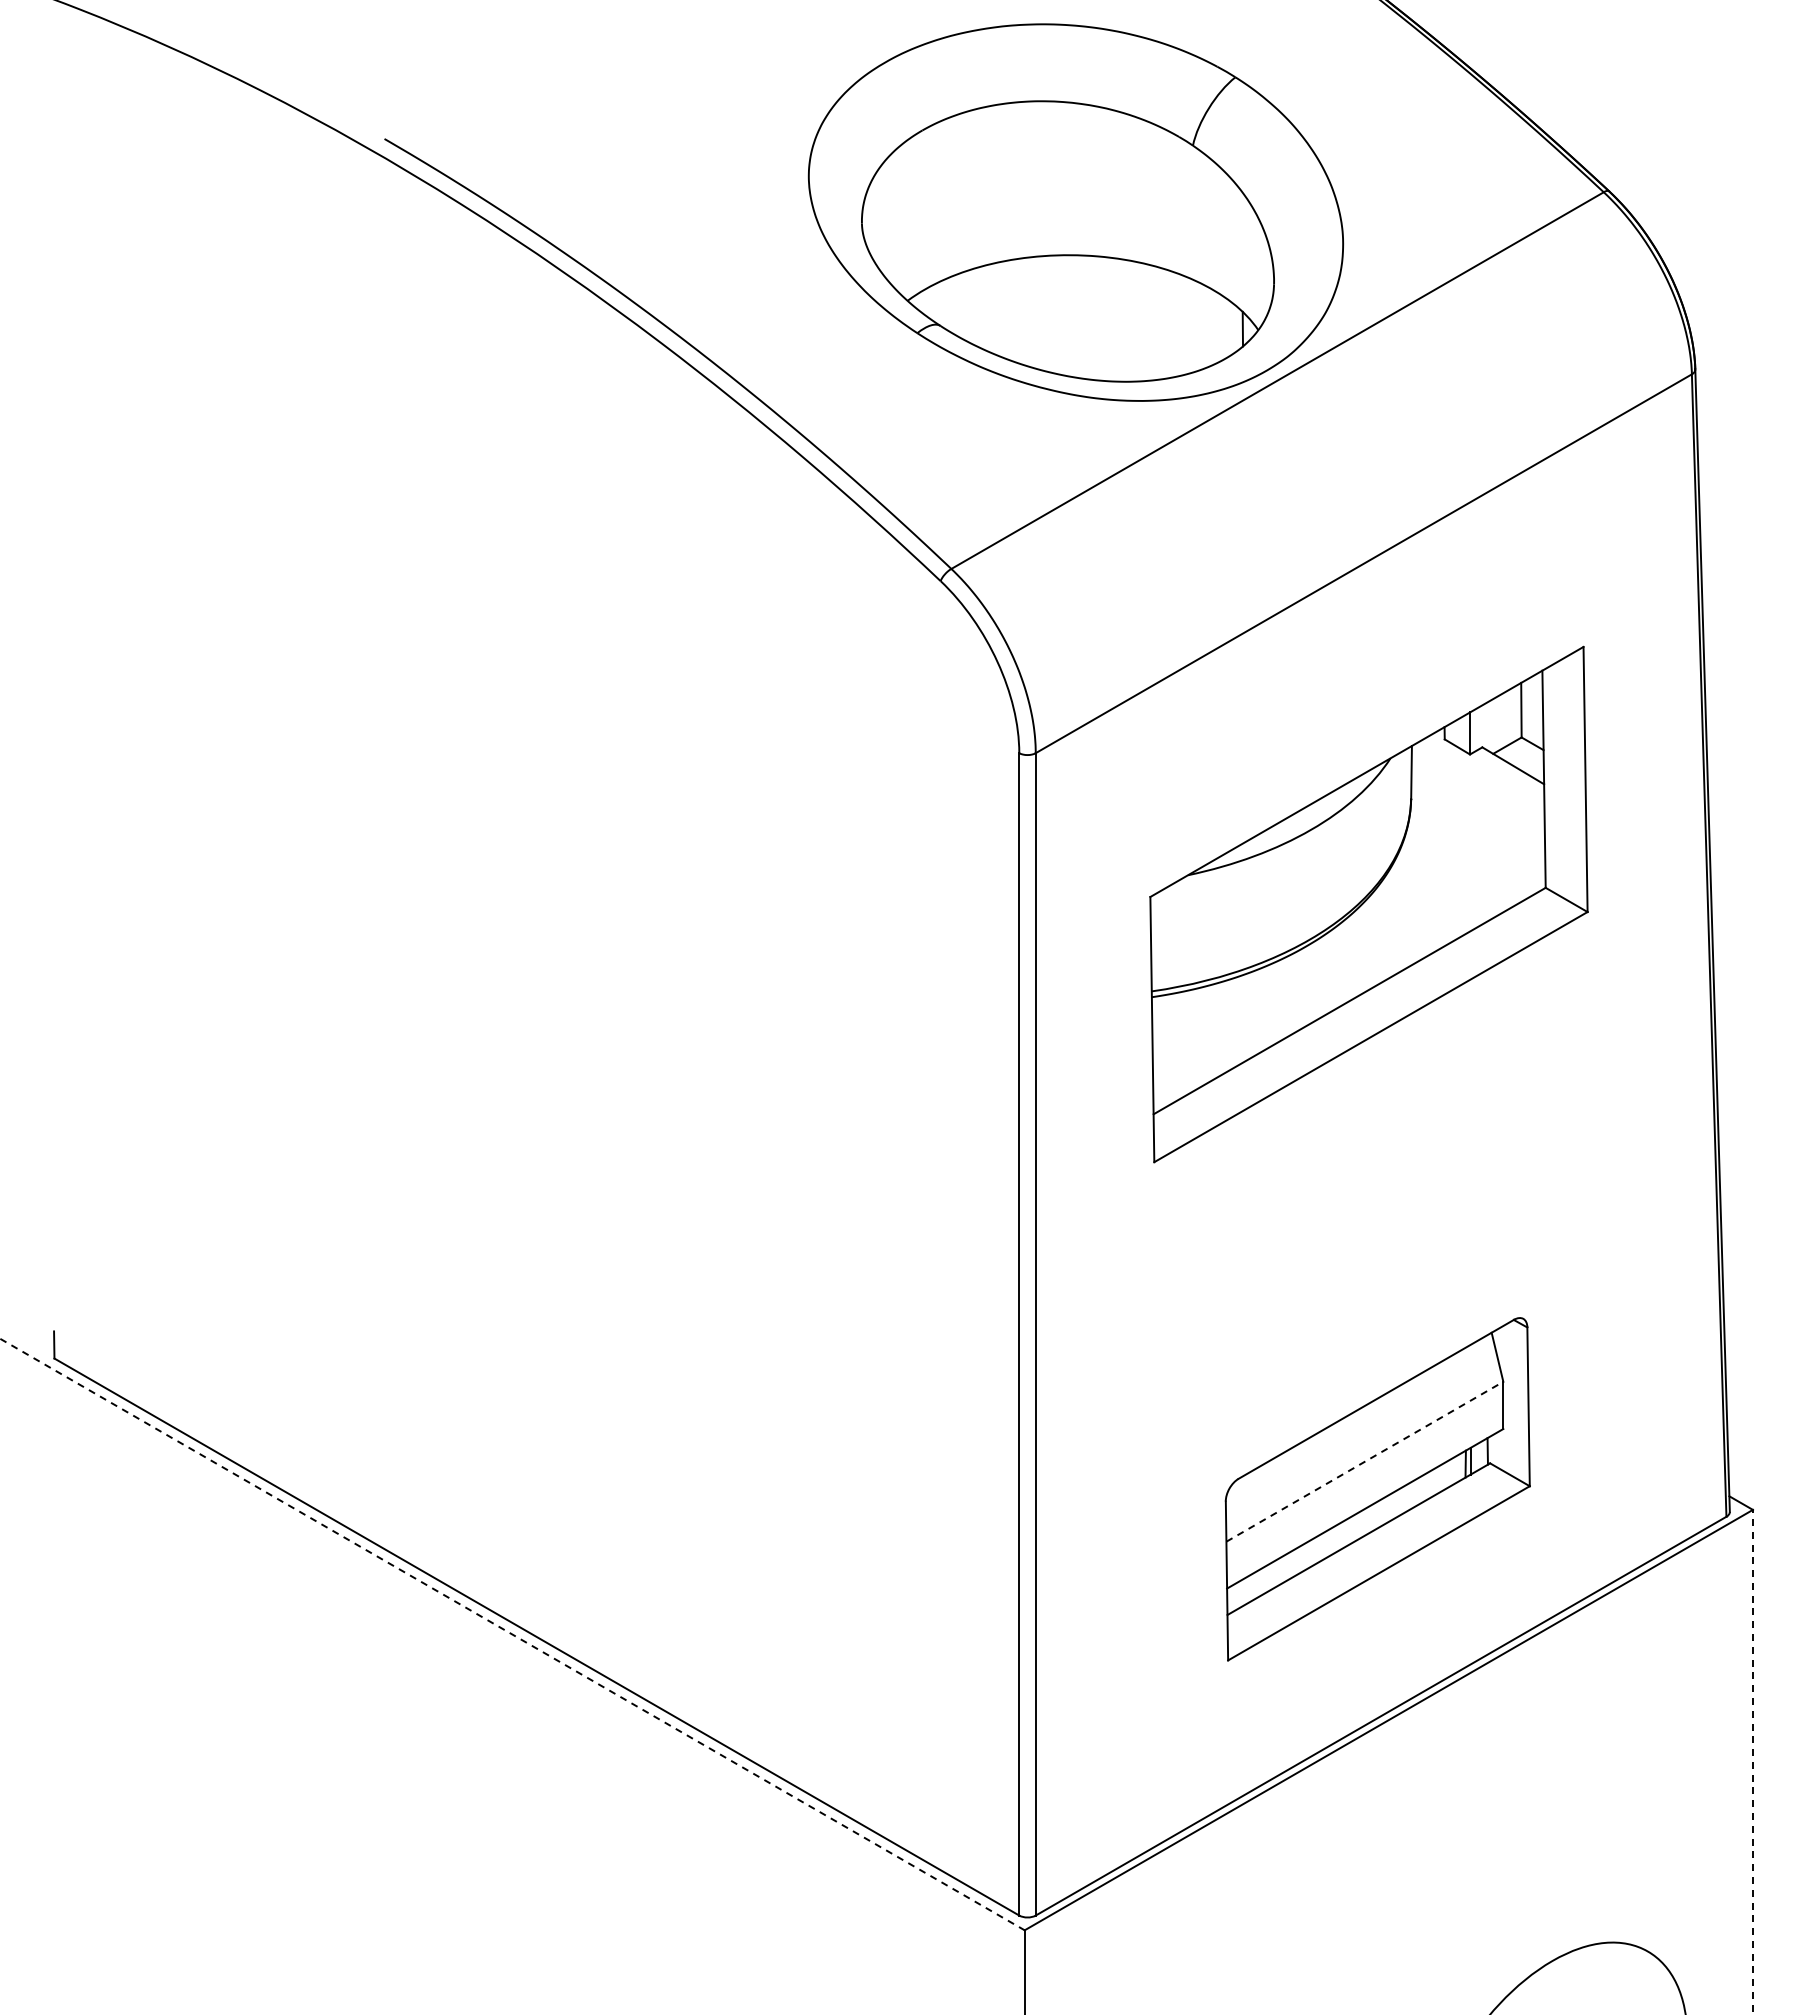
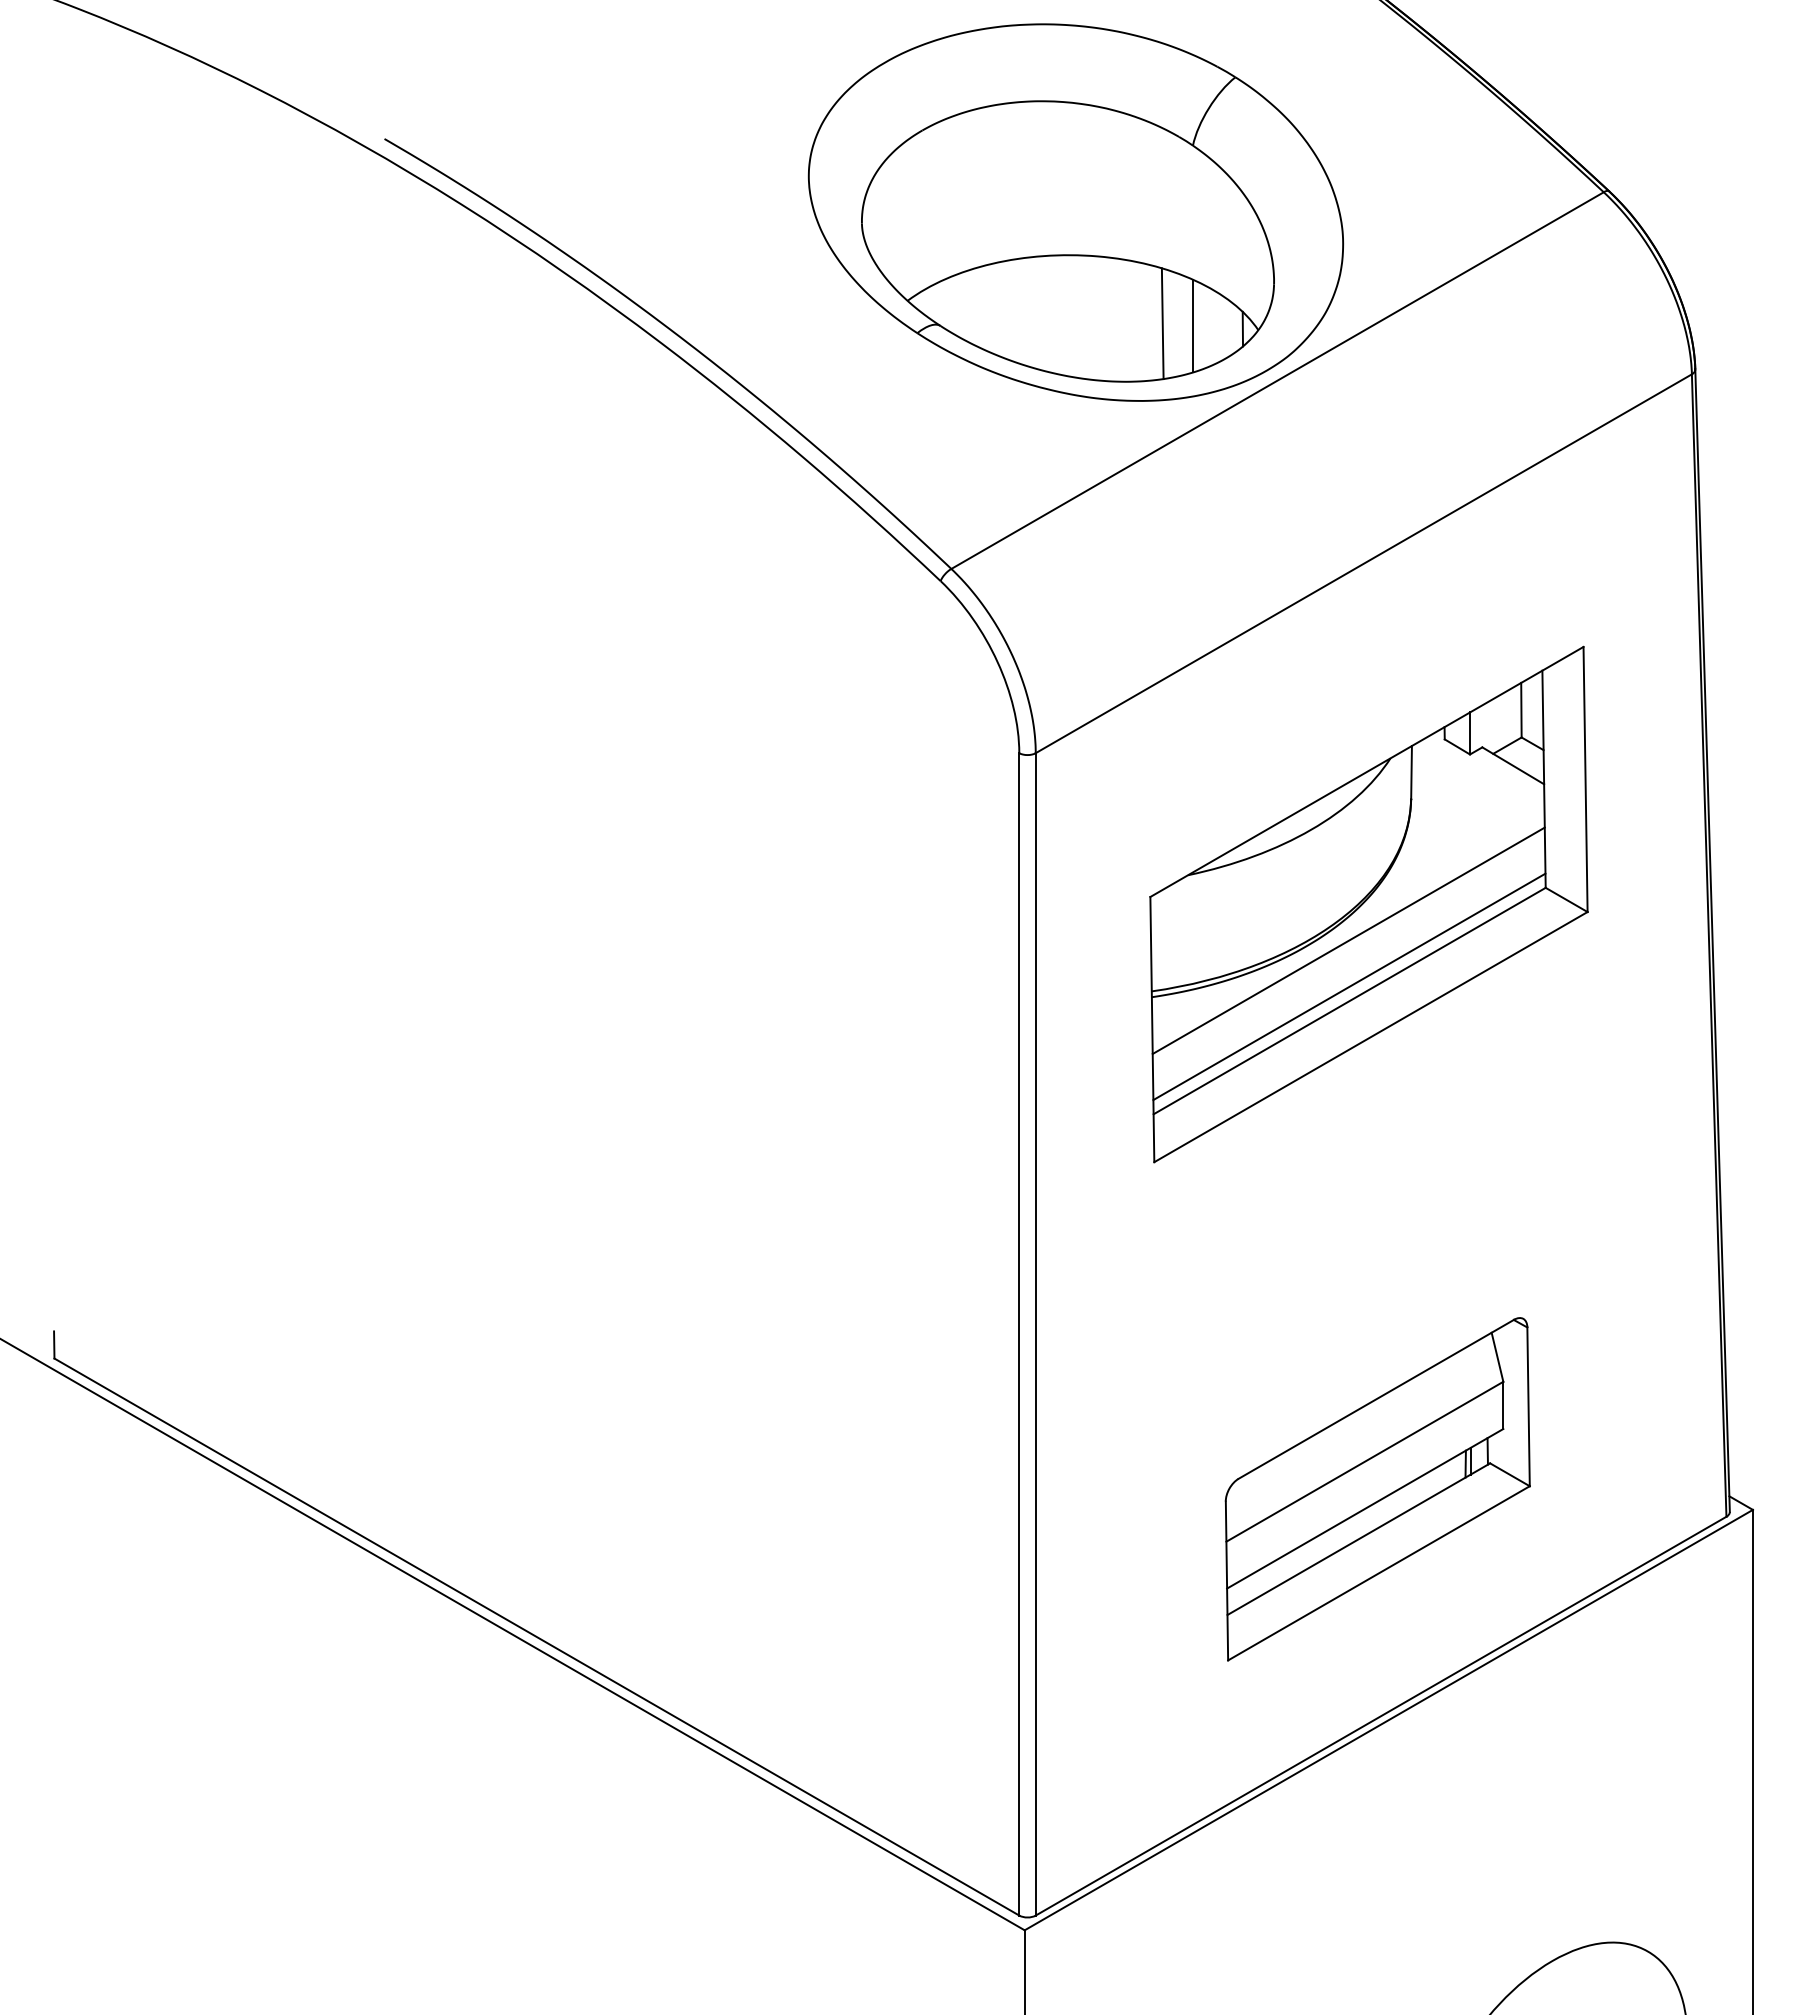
line: none -> present (1162, 323)
line: none -> present (1193, 325)
line: none -> present (1348, 940)
line: none -> present (1349, 986)
line: dashed -> solid (1364, 1461)
line: dashed -> solid (512, 1634)
line: dashed -> solid (1752, 1761)
